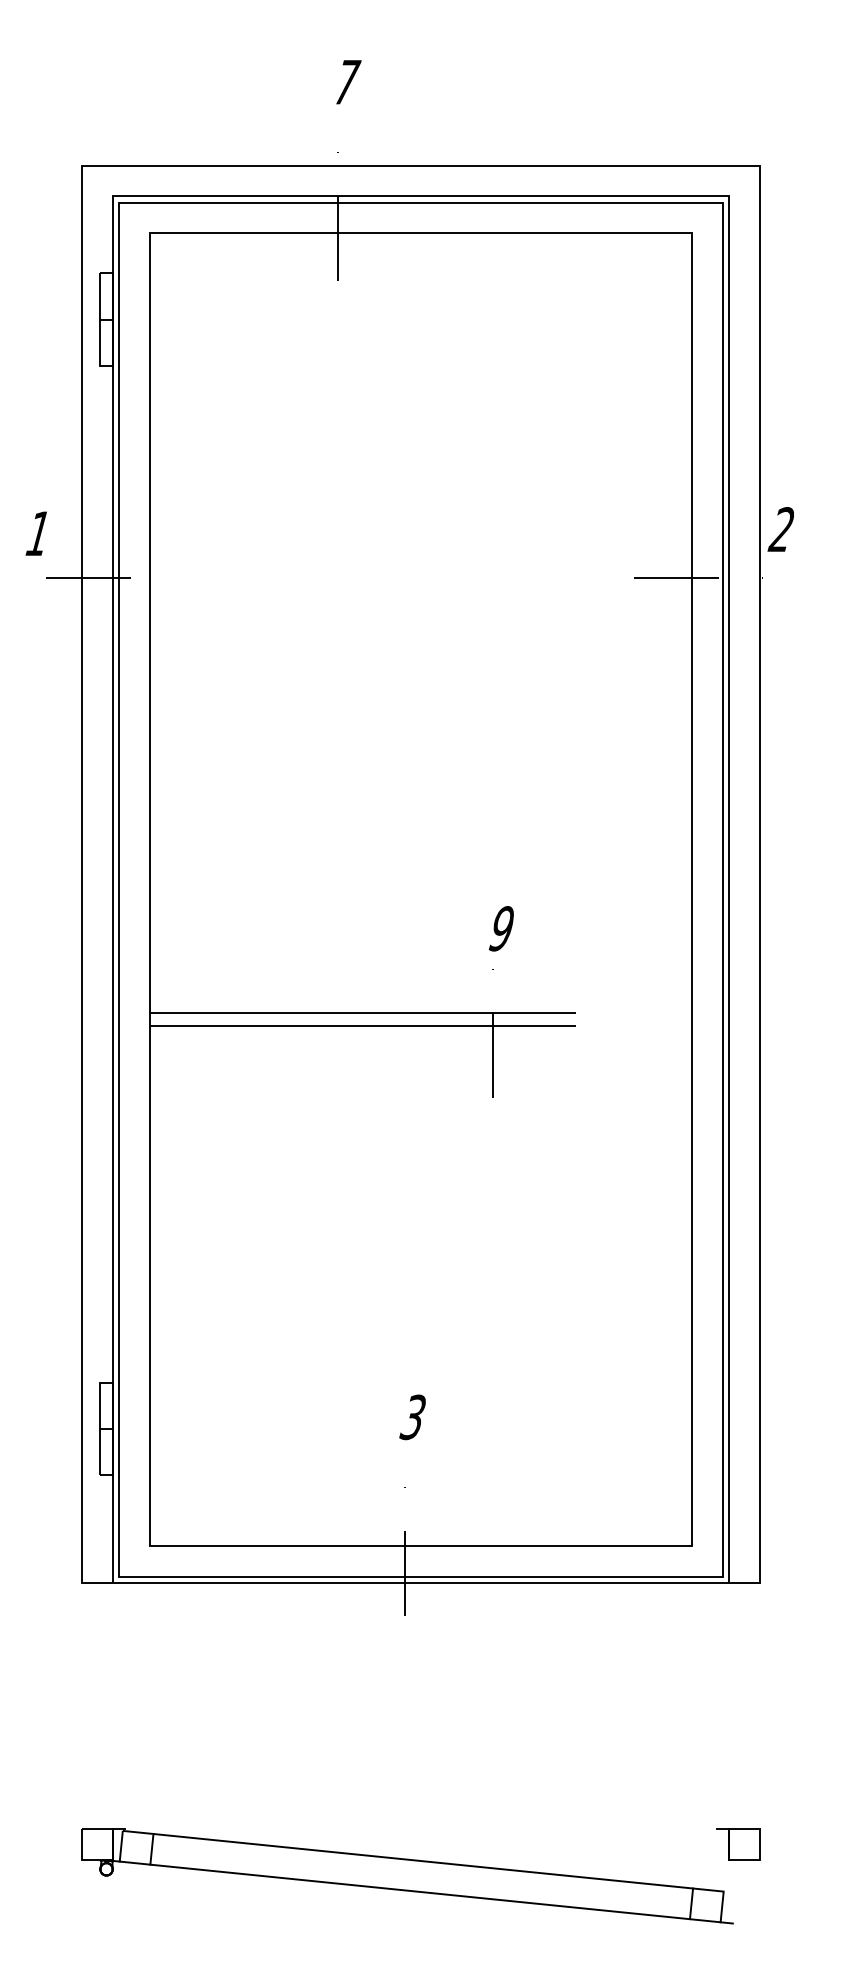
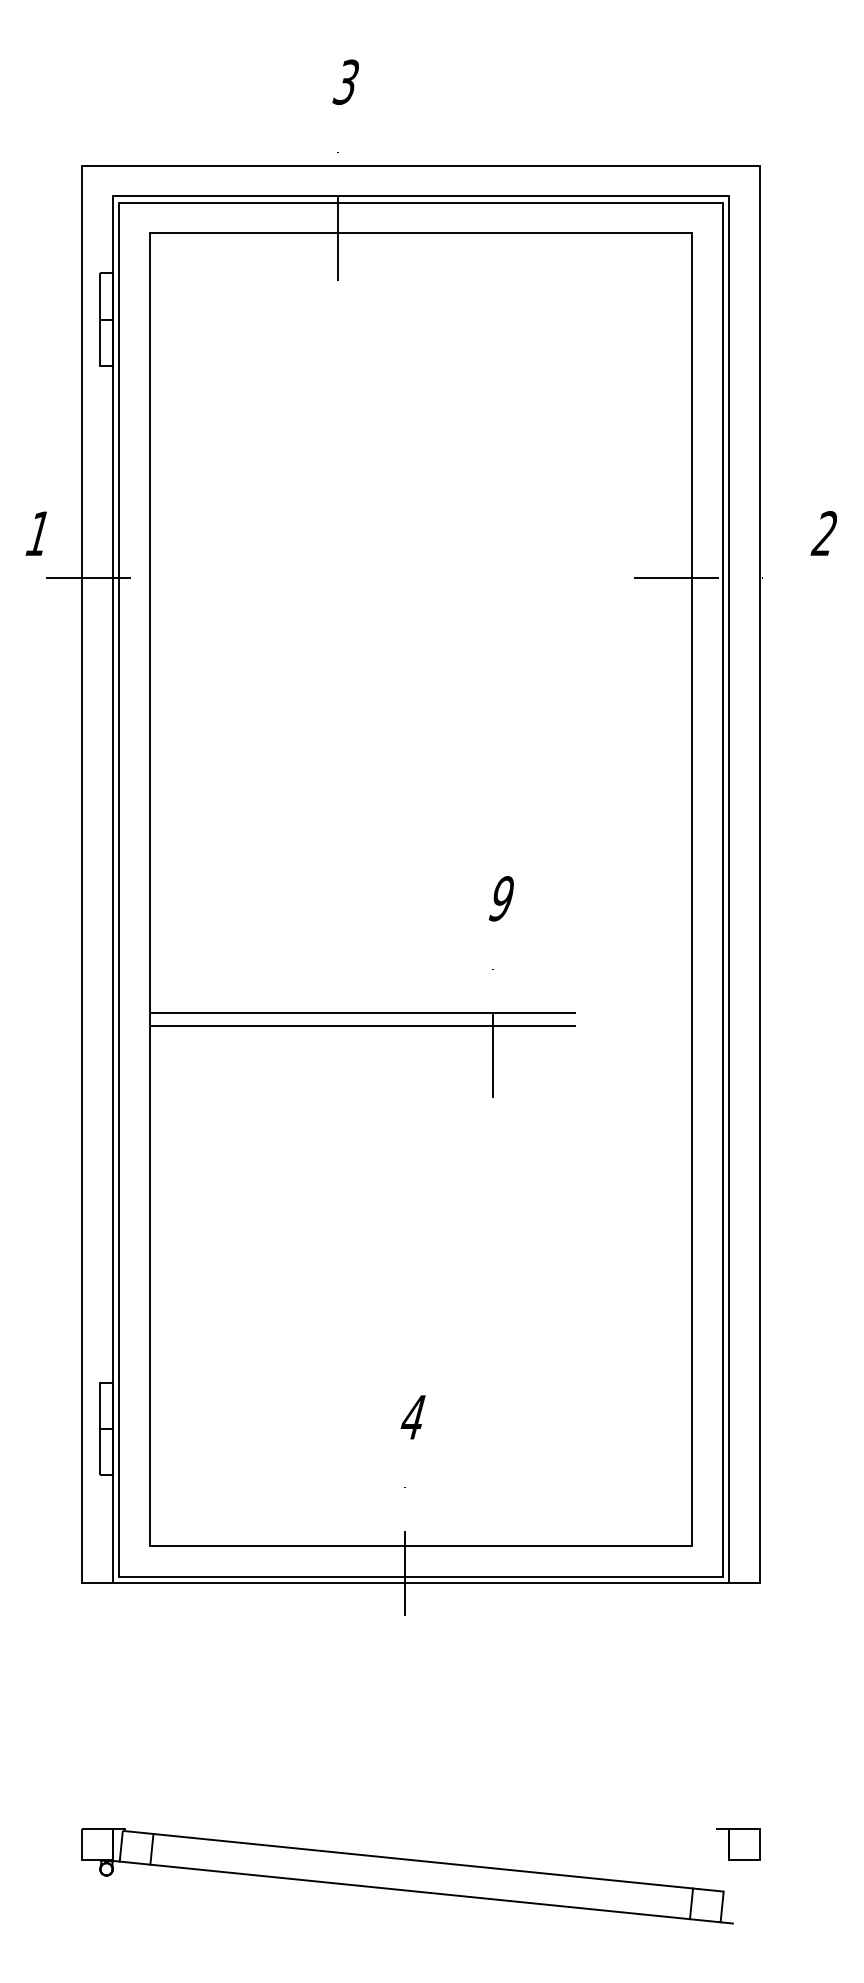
text: 7 -> 3 (346, 82)
text position: (780, 529) -> (823, 533) (823, 533)
text position: (500, 928) -> (500, 898) (500, 898)
text: 3 -> 4 (412, 1417)
